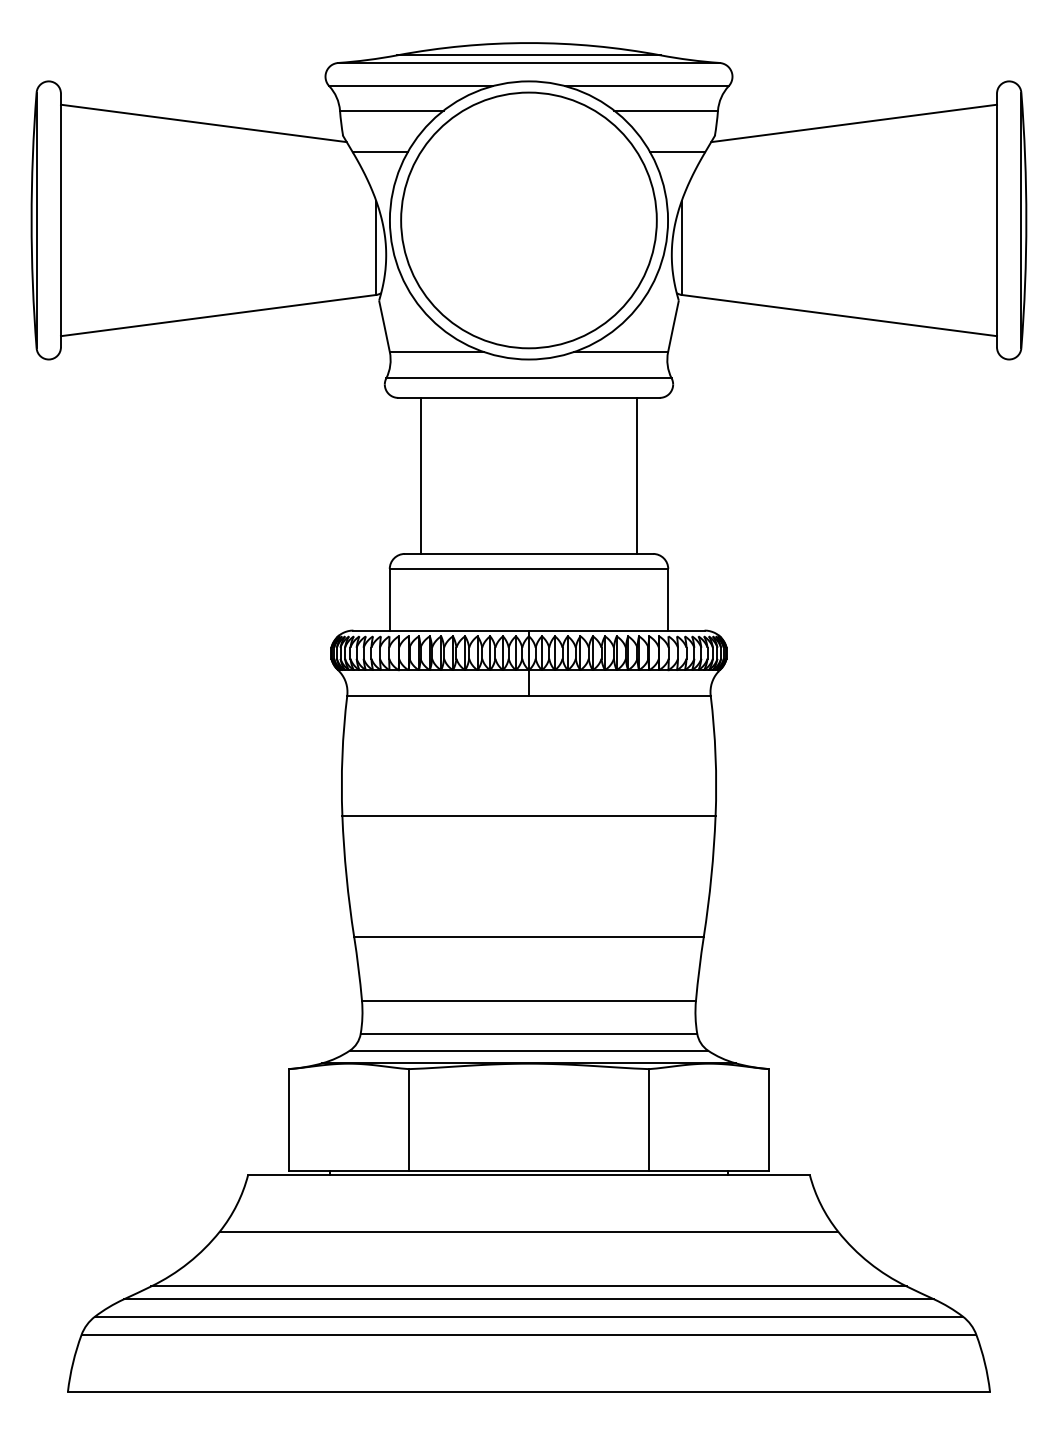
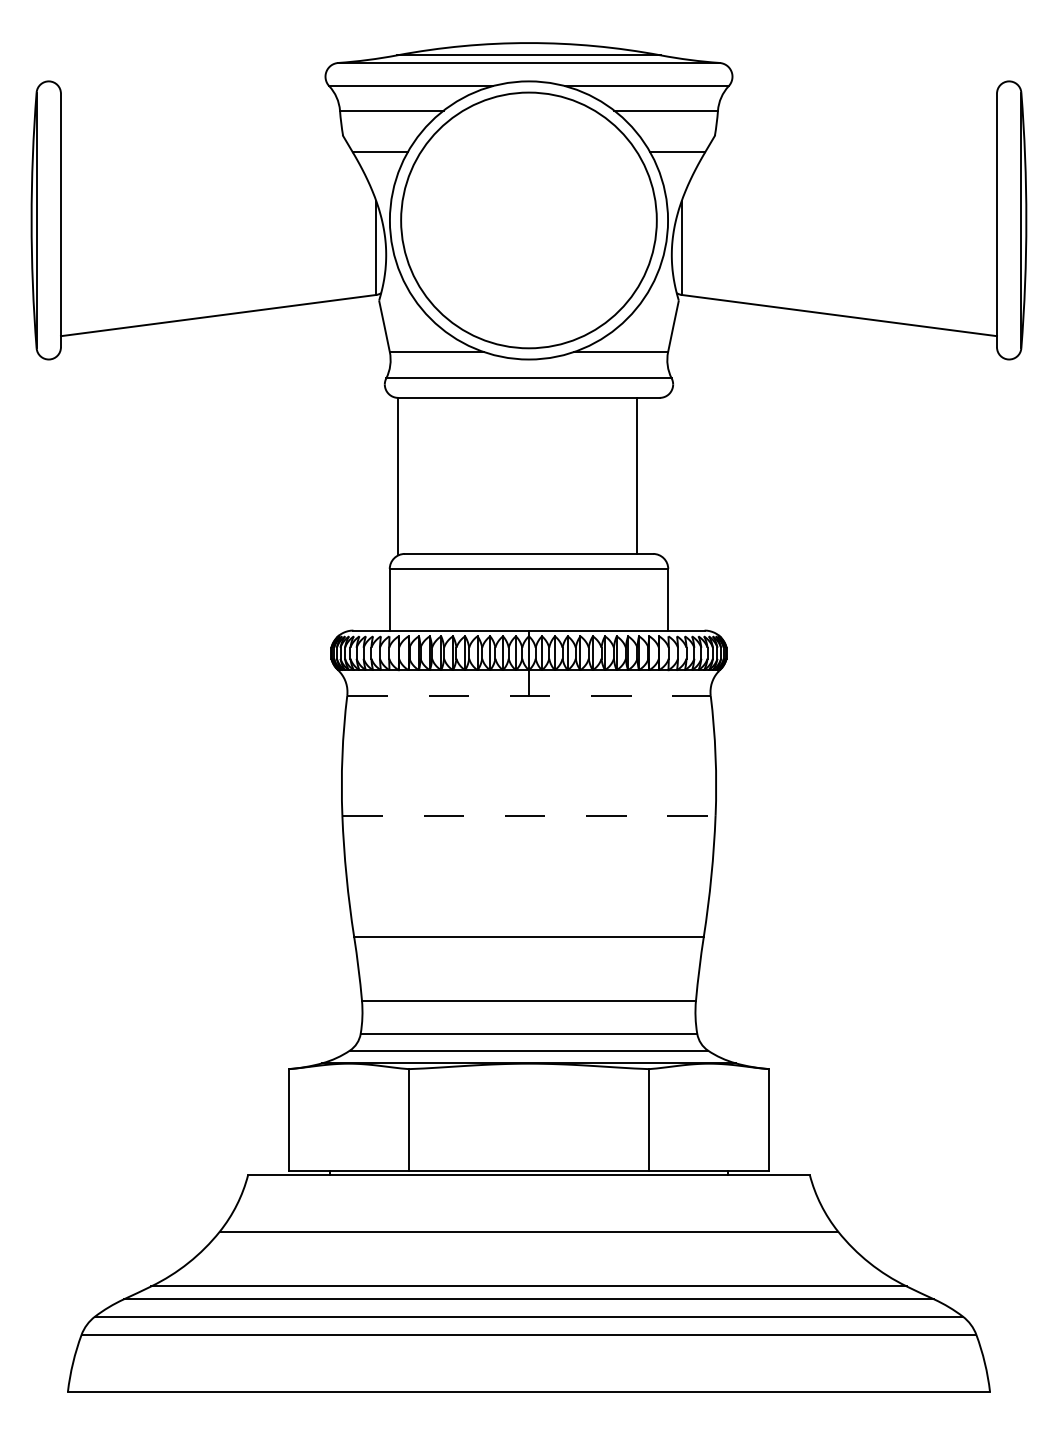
line: present -> none (203, 123)
line: present -> none (854, 123)
line position: (421, 475) -> (398, 475) (398, 475)
line: solid -> dashed (529, 695)
line: solid -> dashed (528, 815)
